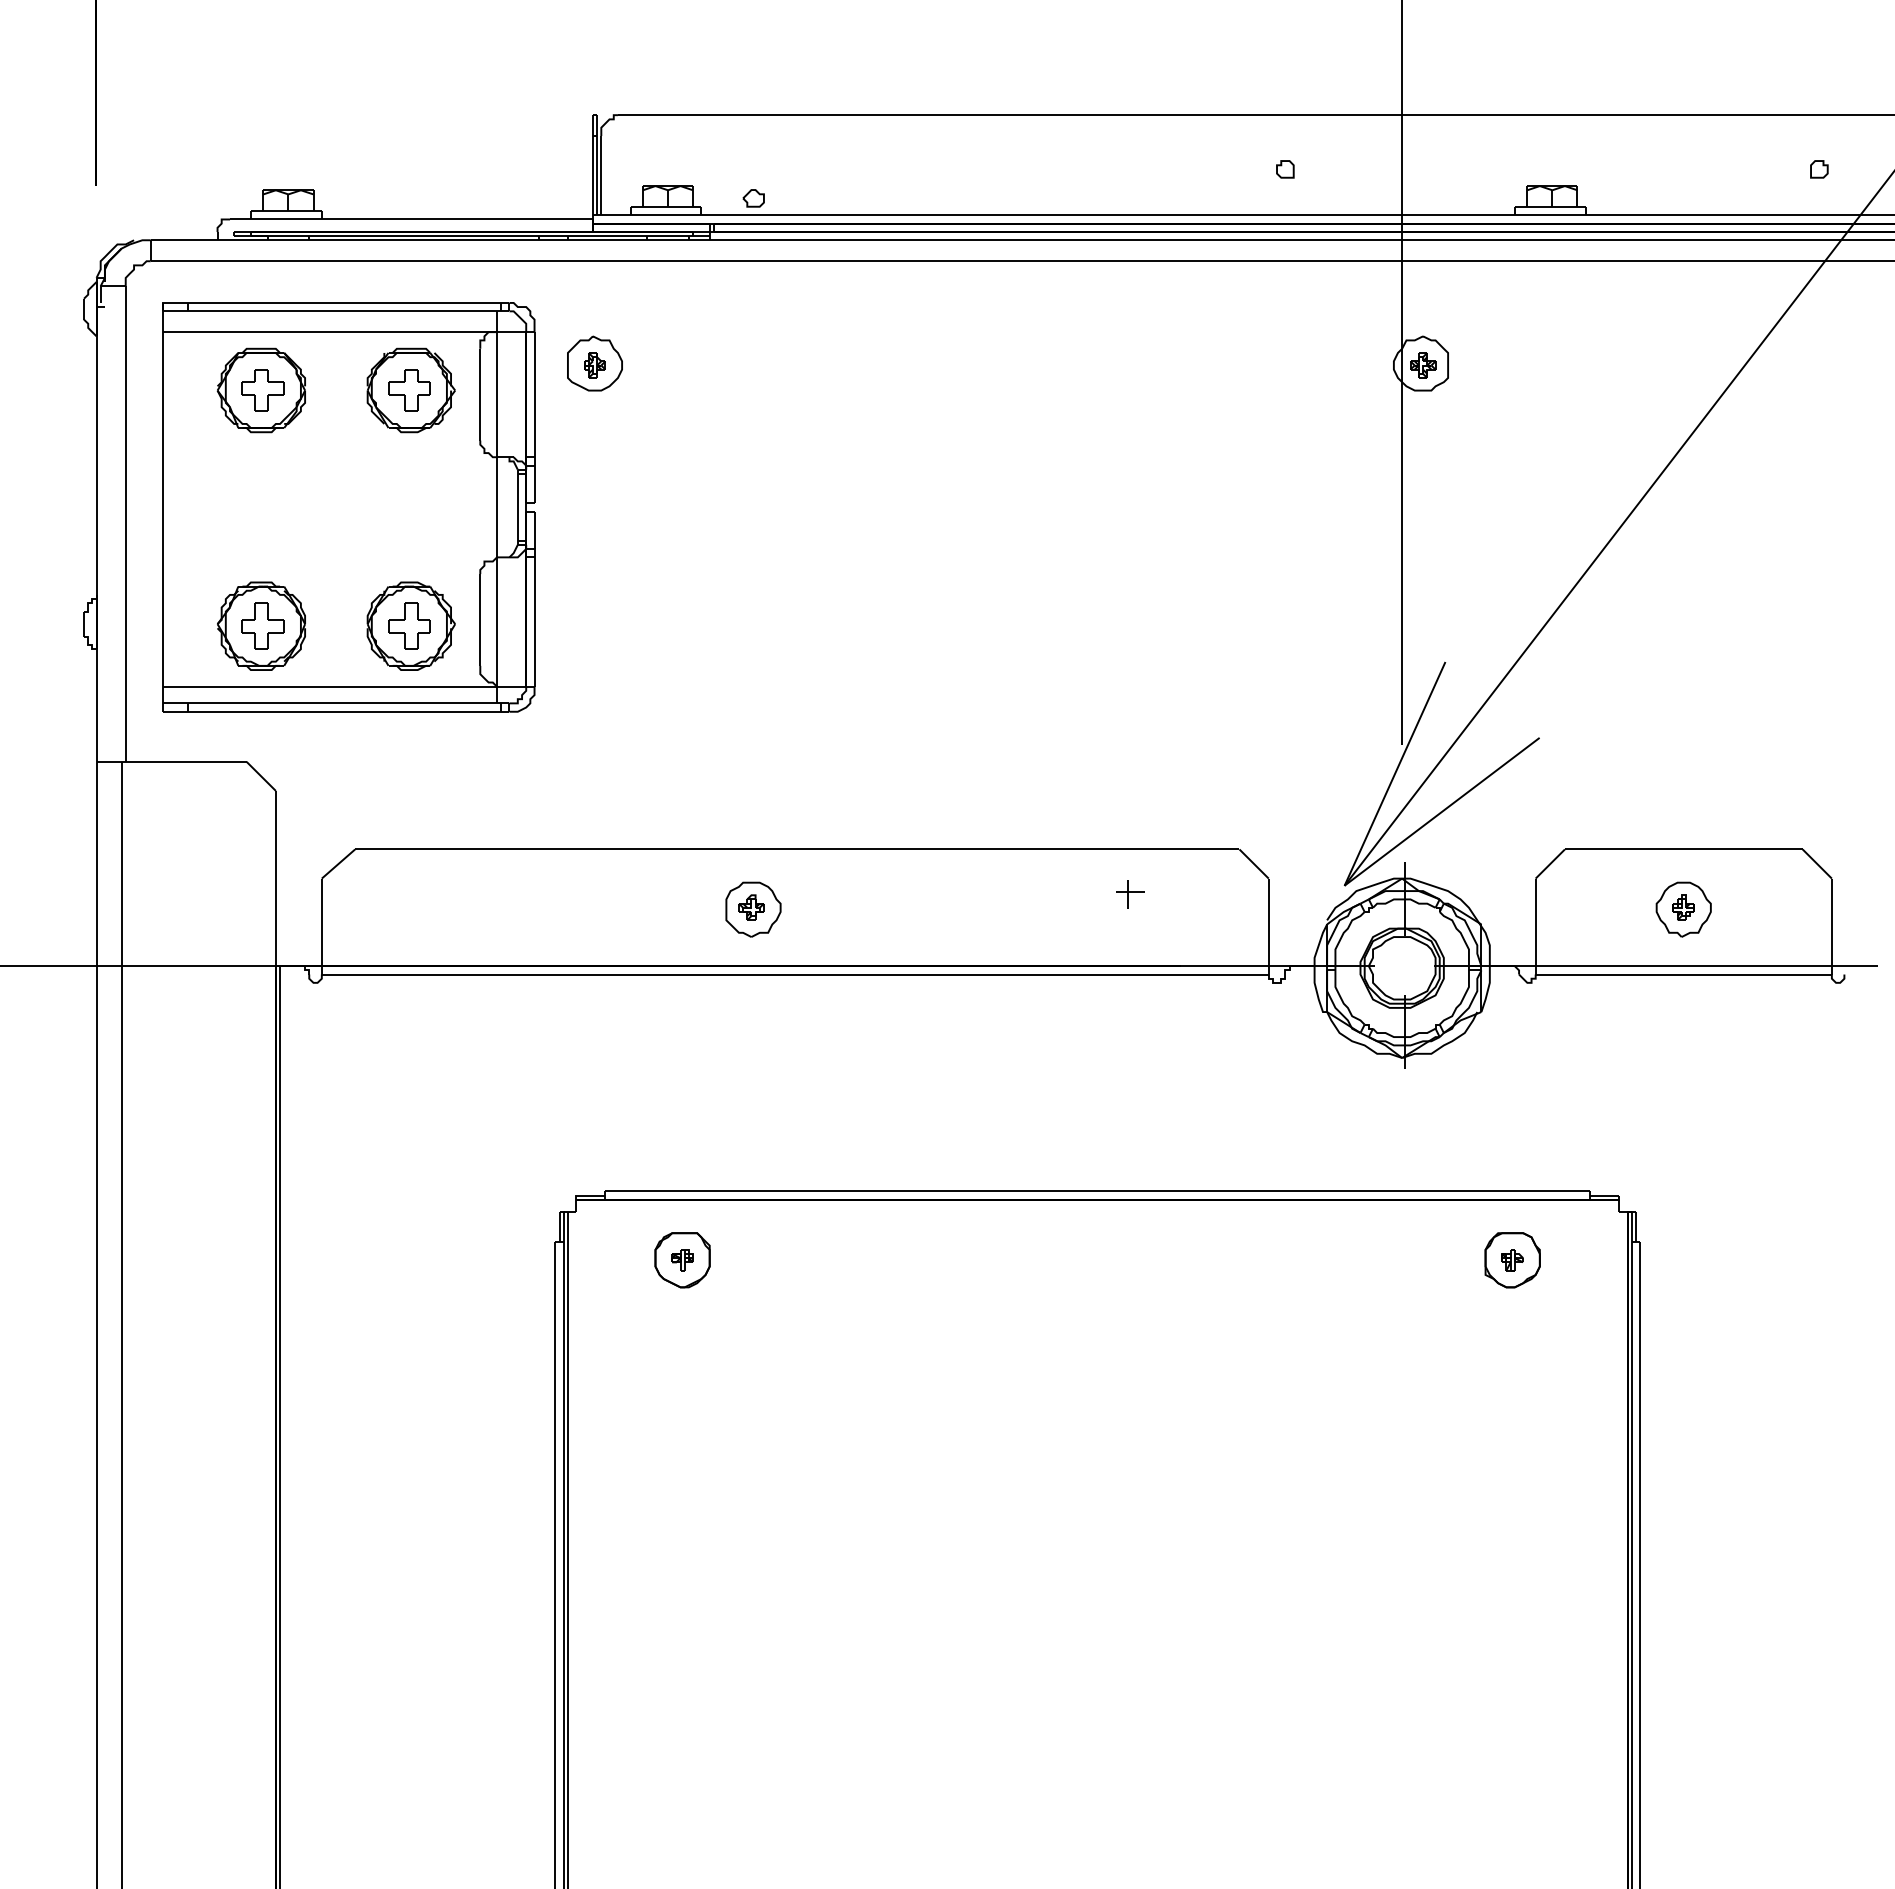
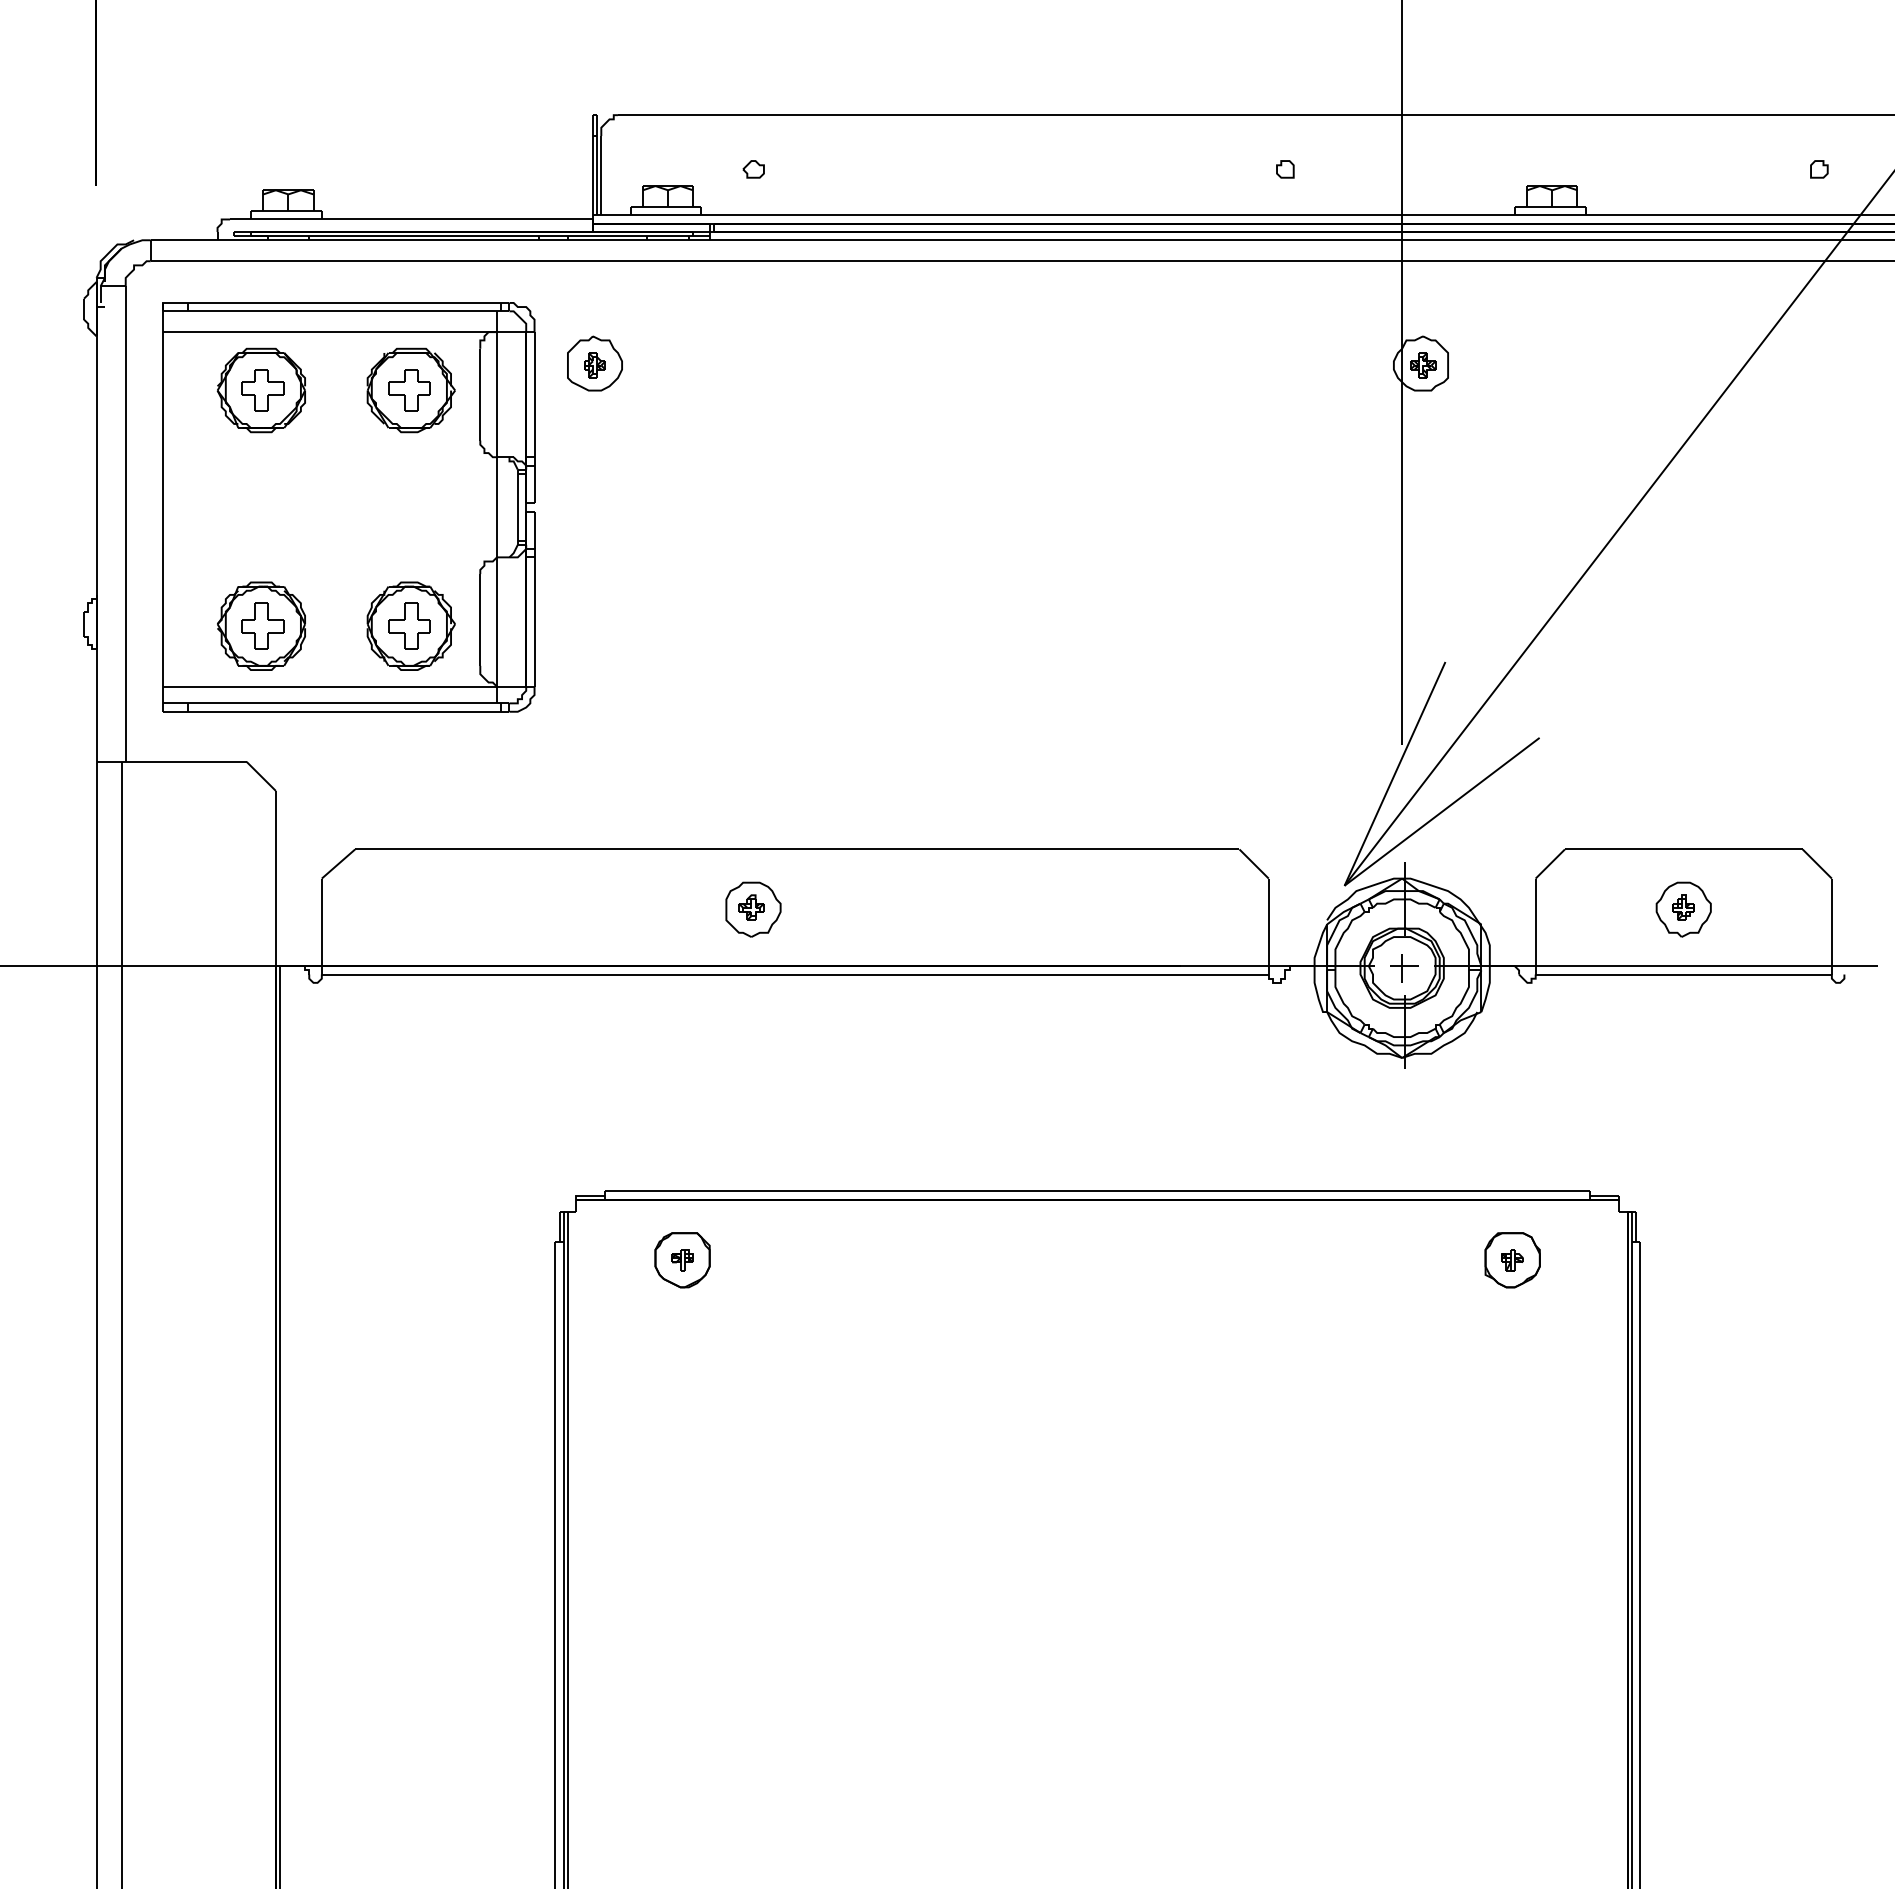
part position: (753, 198) -> (753, 169) (753, 169)
part position: (1130, 894) -> (1404, 968) (1404, 968)
